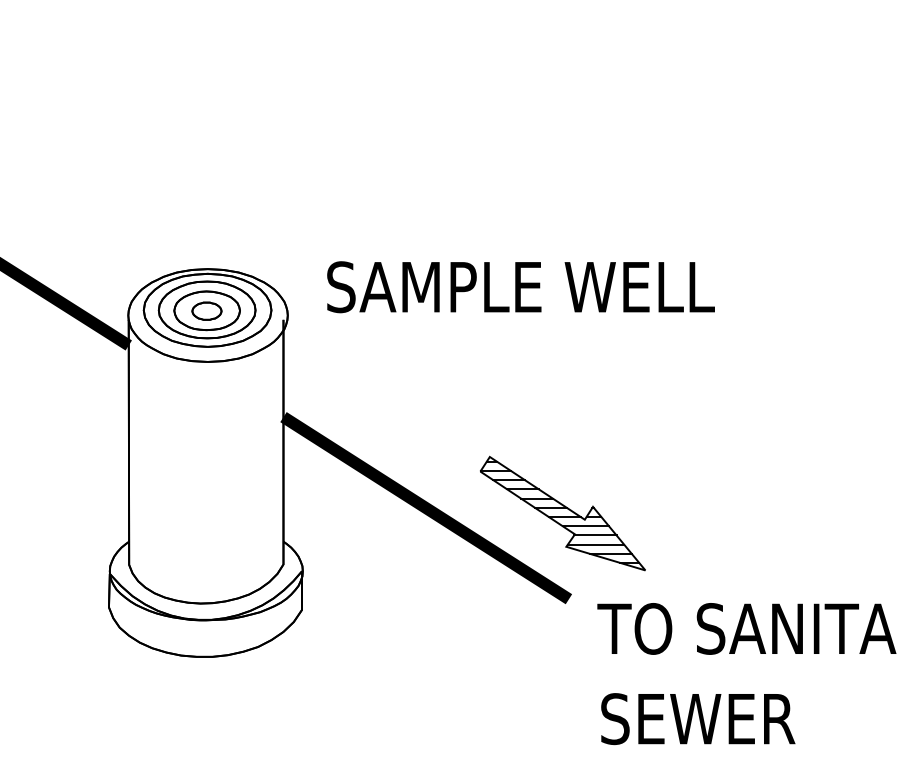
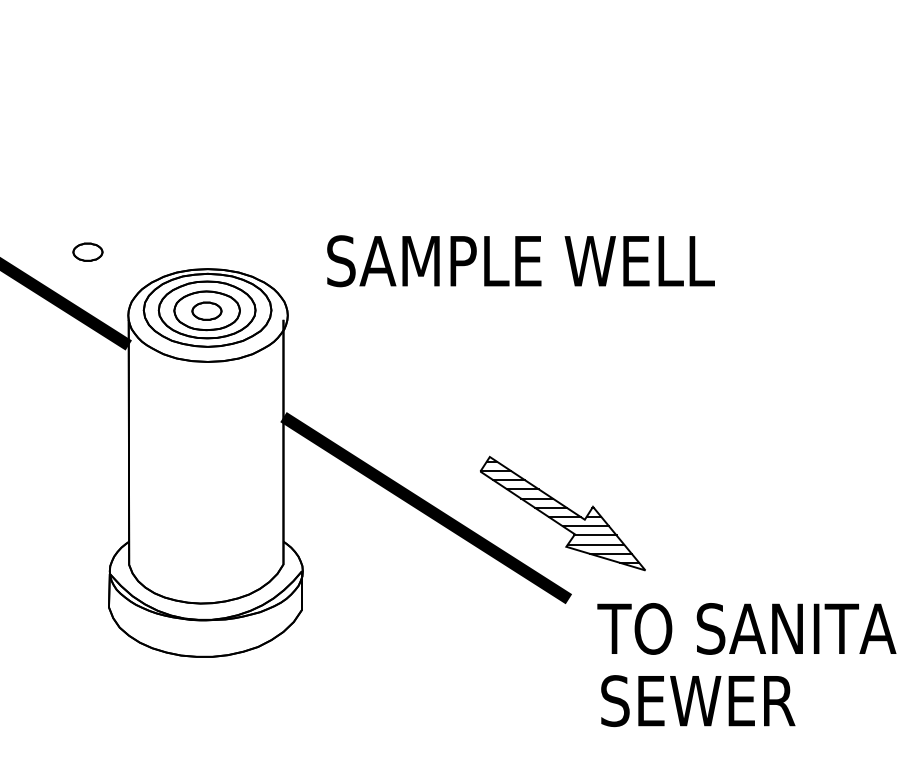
part: none -> present (87, 251)
text position: (520, 287) -> (520, 261) (520, 261)
text position: (698, 719) -> (698, 701) (698, 701)
